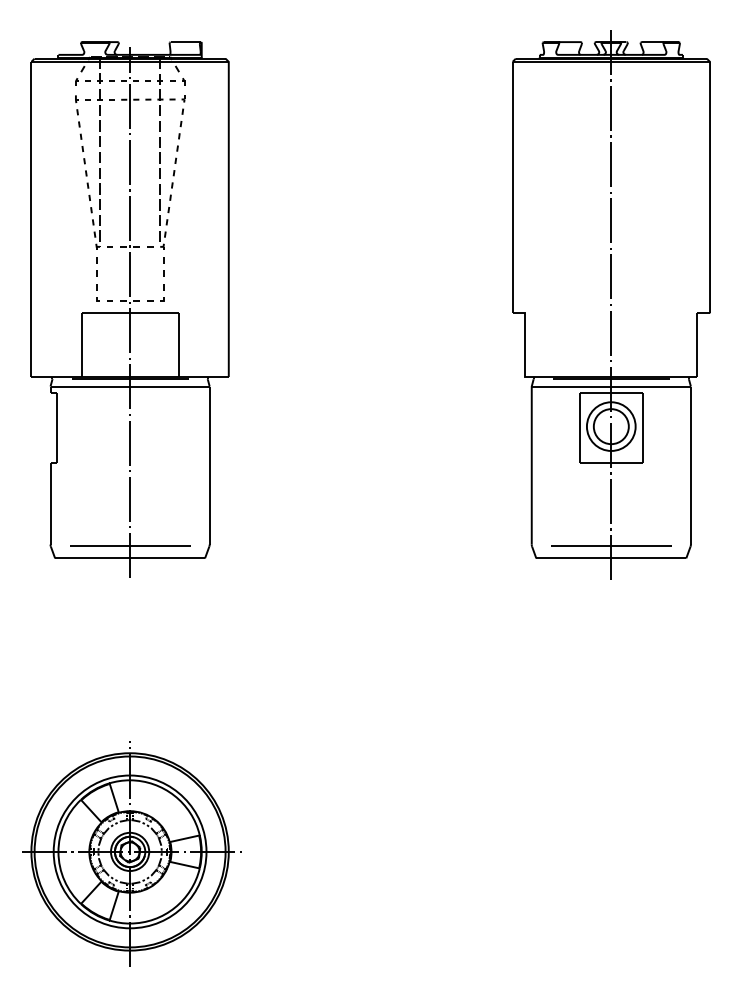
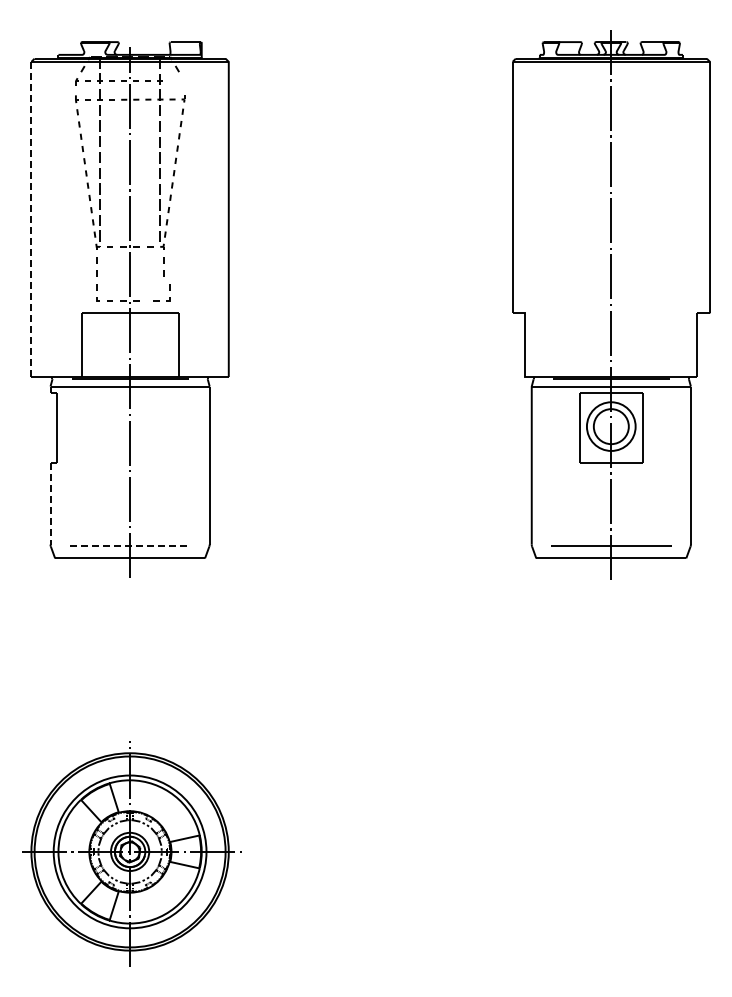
part: present -> none (177, 81)
line: solid -> dashed (31, 219)
part position: (163, 290) -> (169, 290) (169, 290)
line: solid -> dashed (50, 503)
line: solid -> dashed (130, 545)
